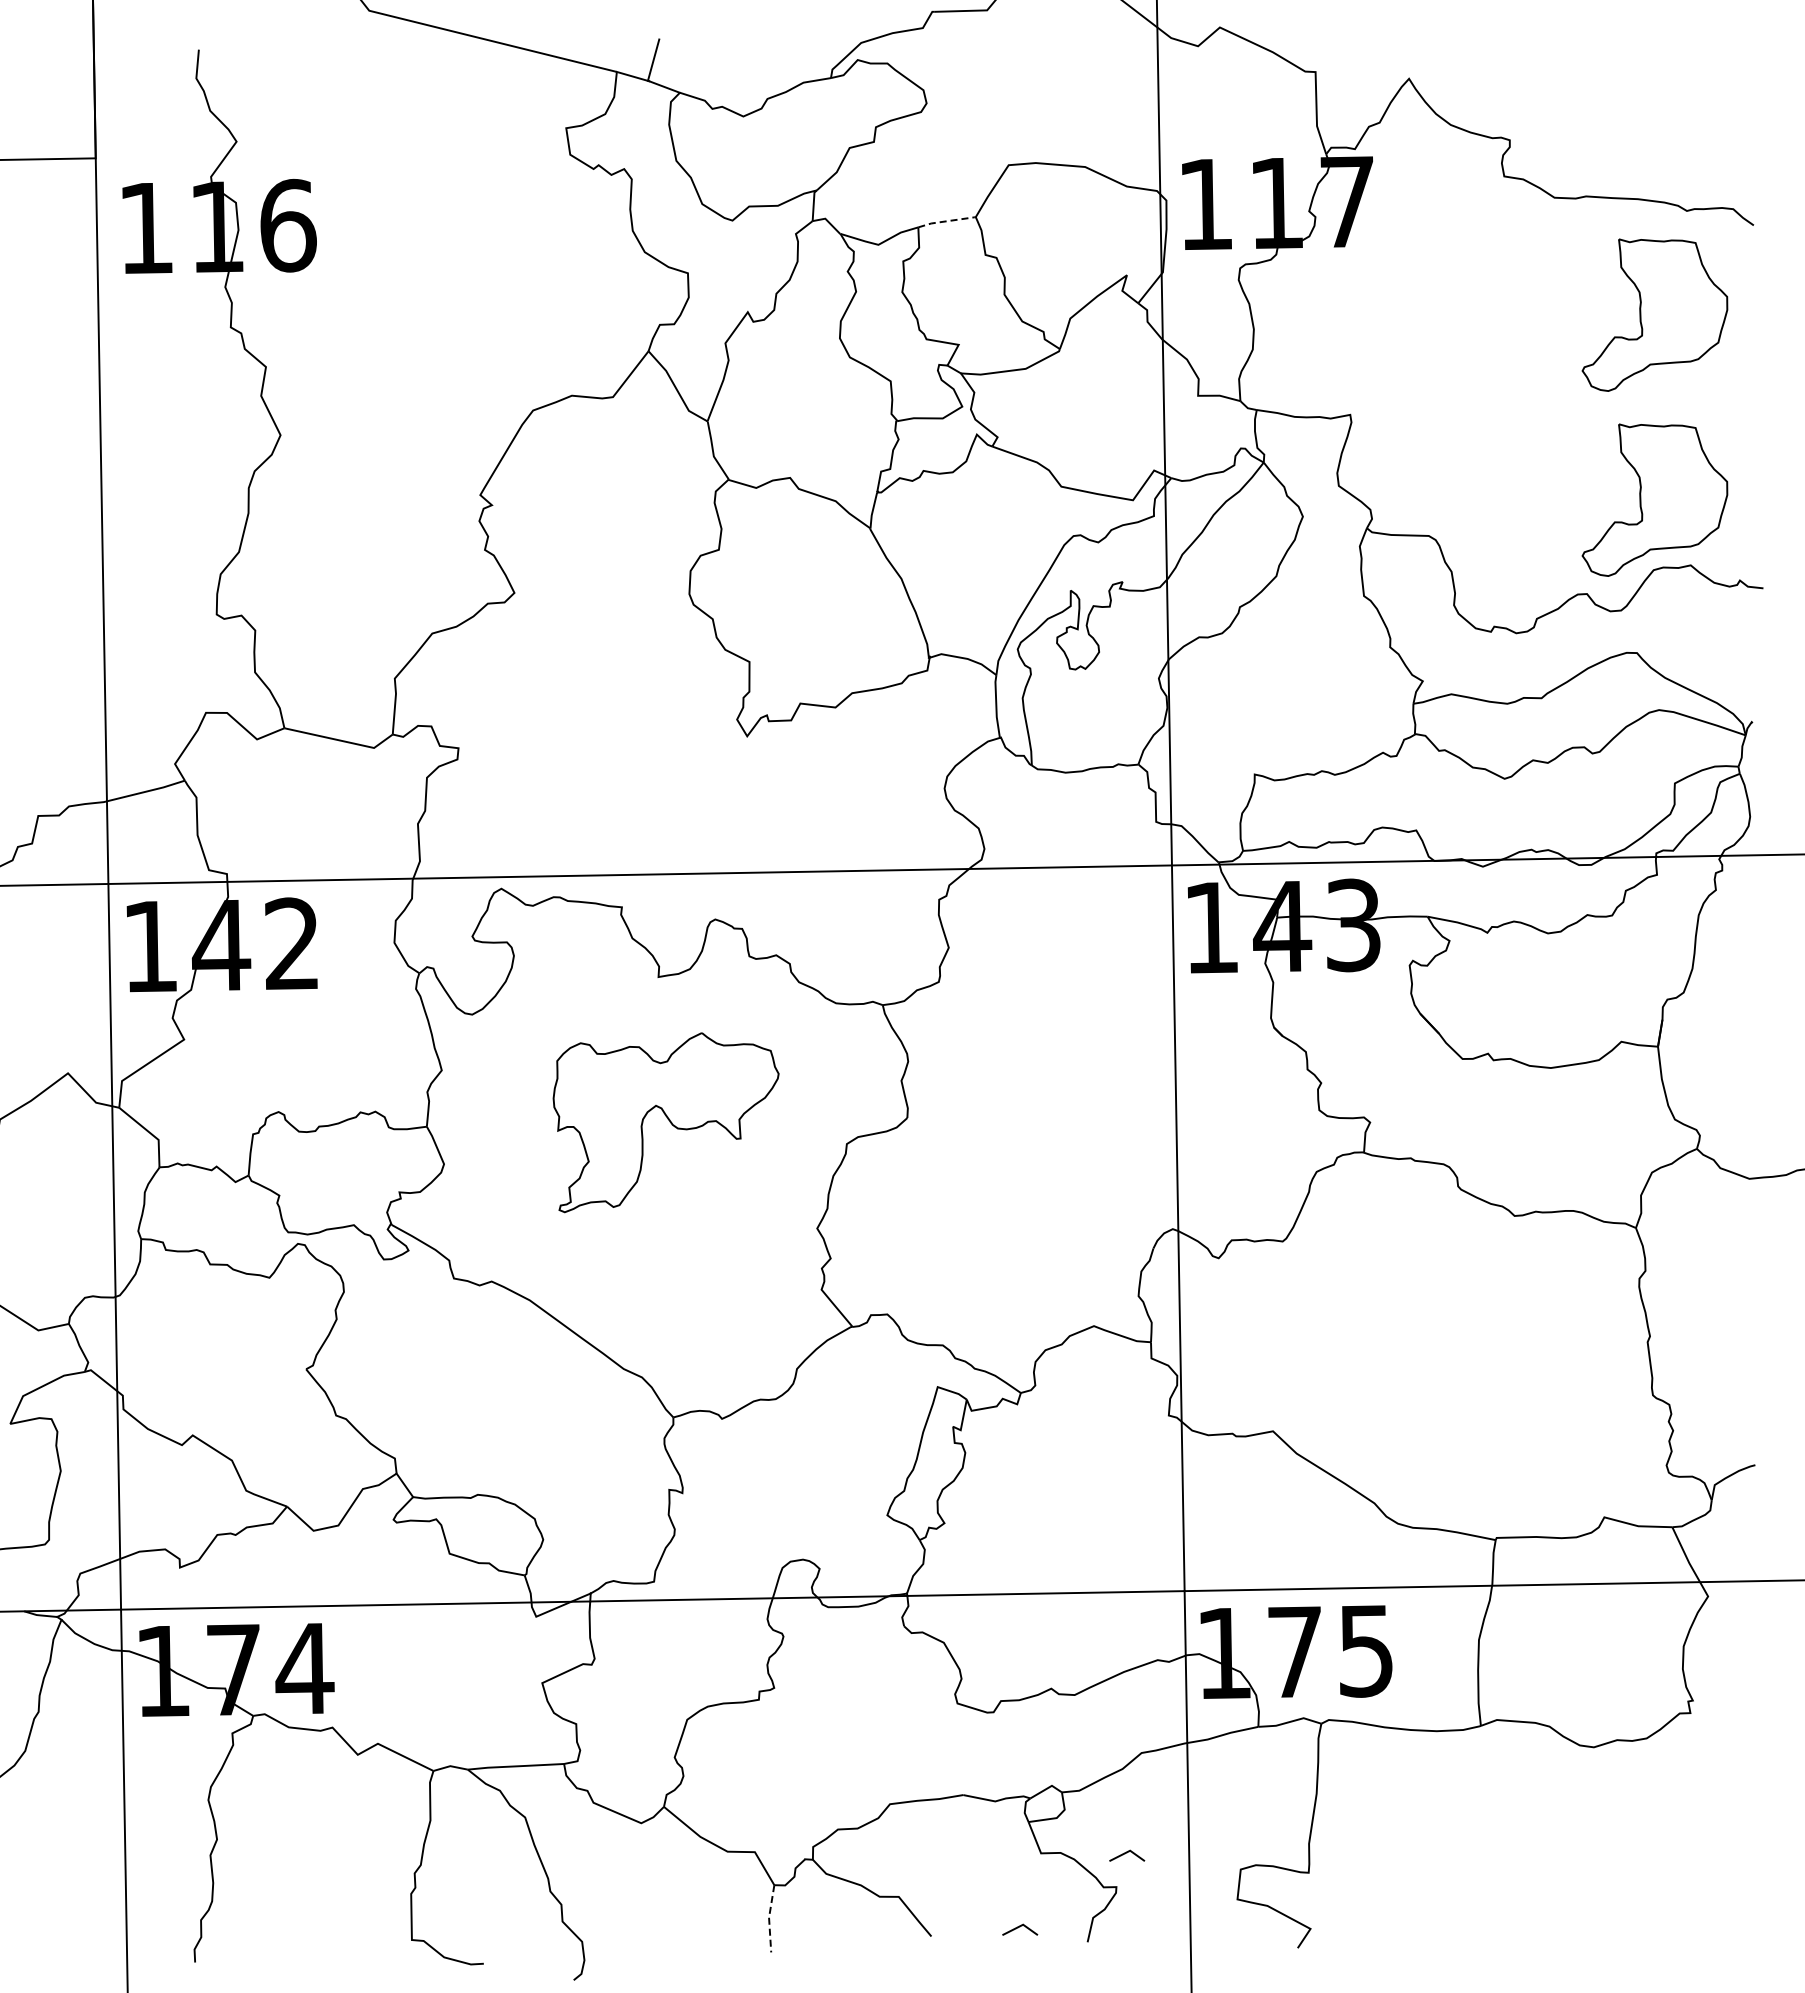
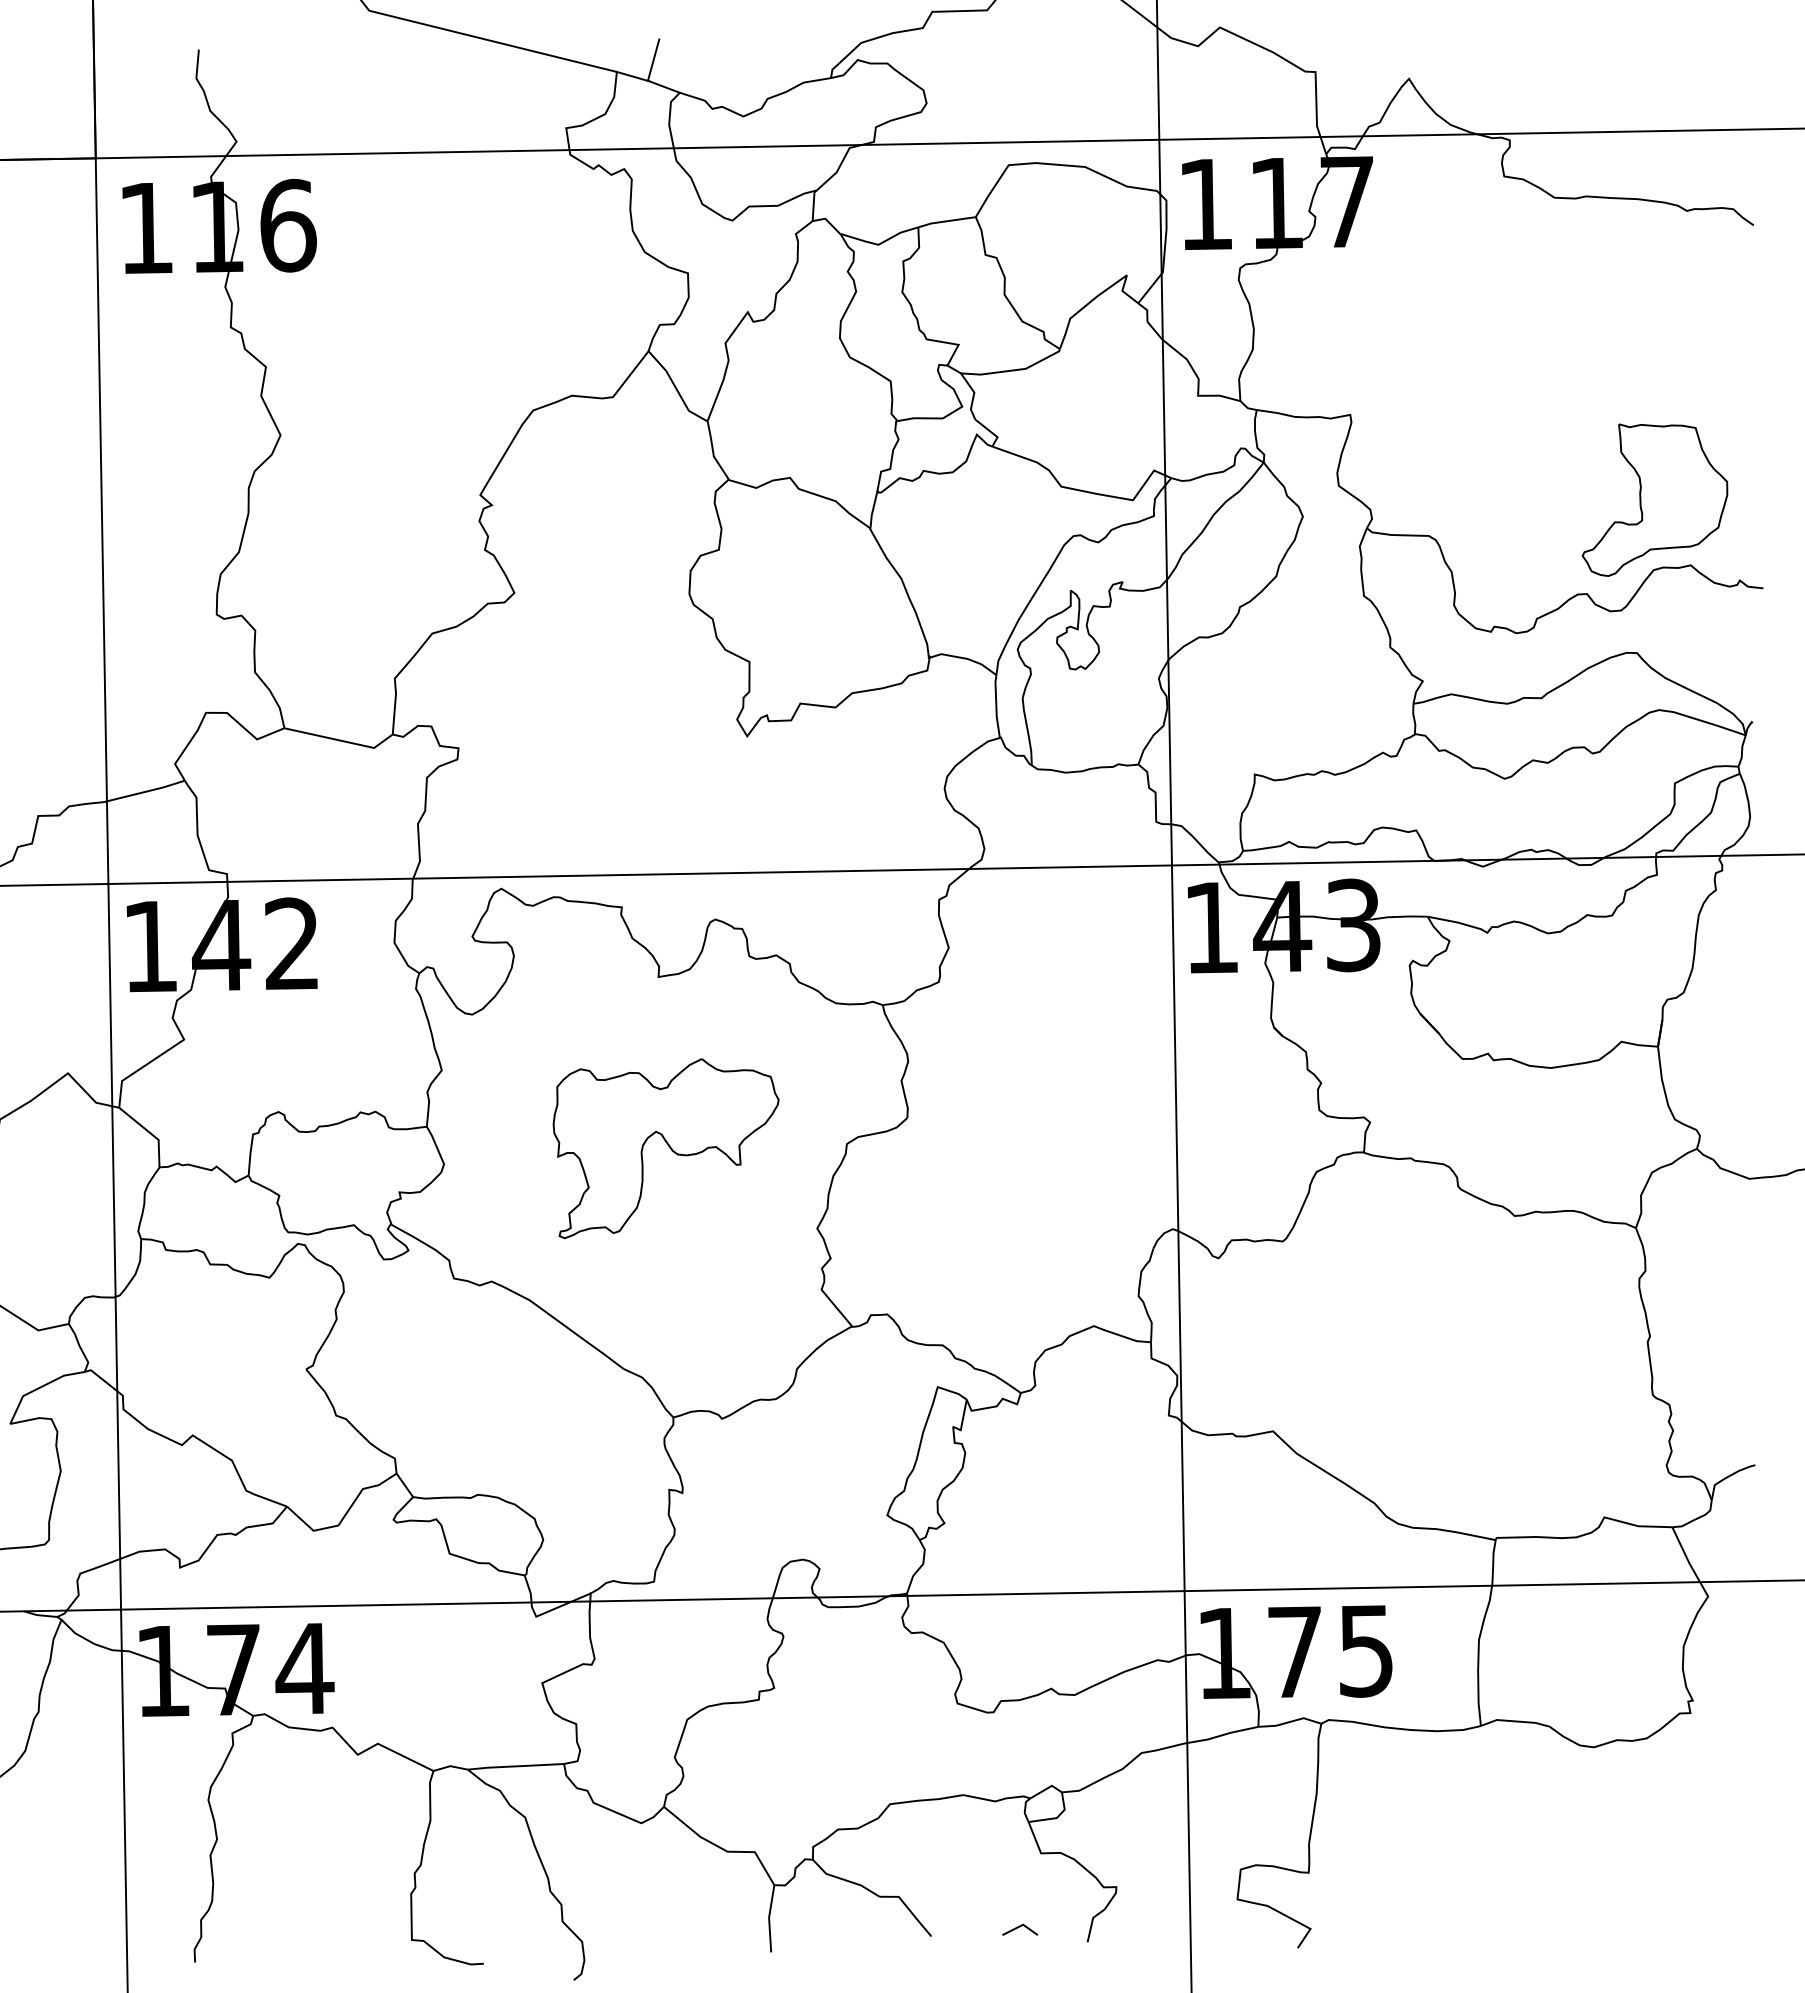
line: none -> present (901, 143)
line: dashed -> solid (945, 221)
part: present -> none (1654, 314)
part position: (665, 1122) -> (665, 1148) (665, 1148)
line: present -> none (1127, 1853)
line: dashed -> solid (769, 1917)
